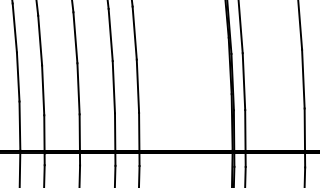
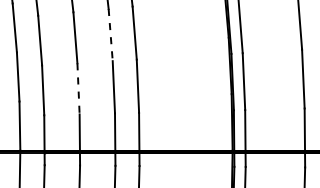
line: solid -> dashed (110, 35)
line: solid -> dashed (78, 88)
